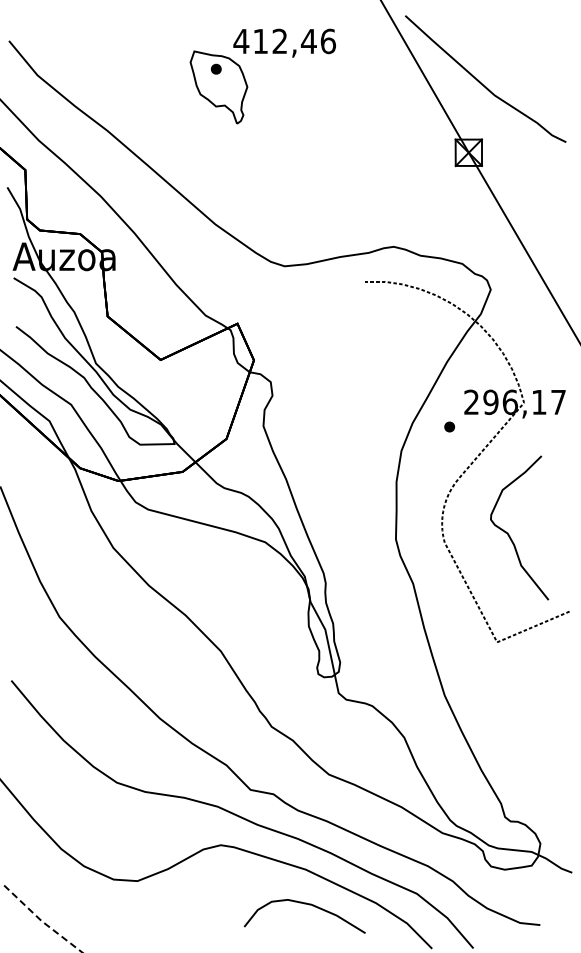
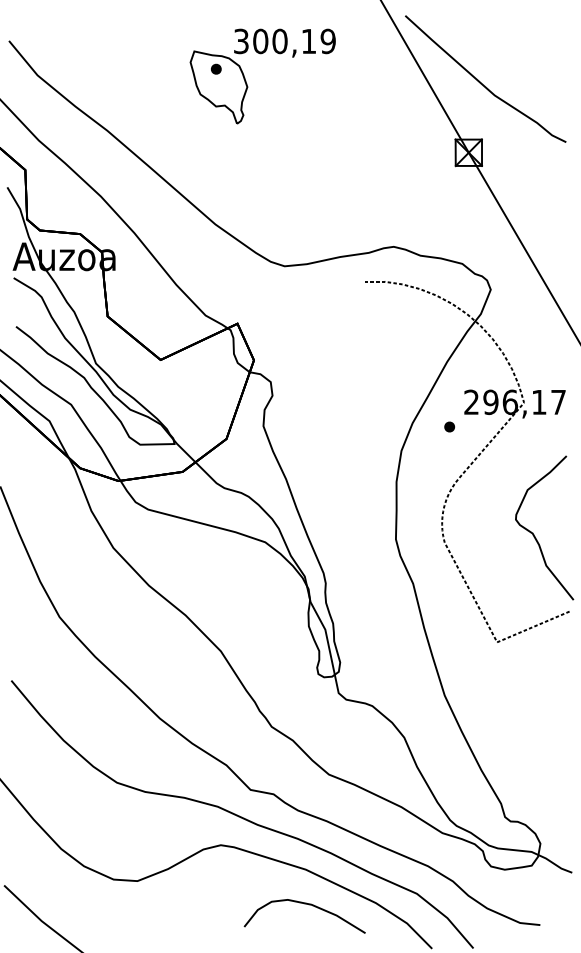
text: 412,46 -> 300,19 (284, 41)
curve position: (508, 532) -> (533, 532) (533, 532)
line: dashed -> solid (41, 921)
